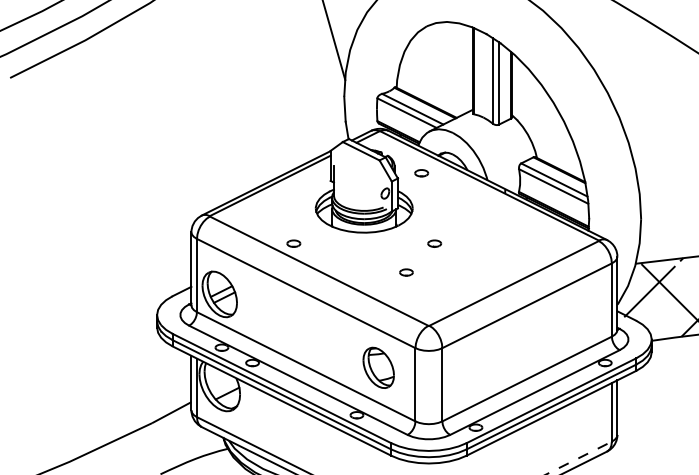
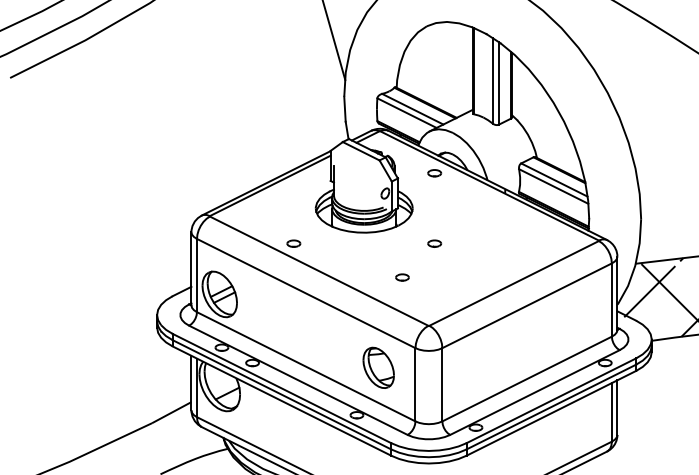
part position: (421, 173) -> (434, 173) (434, 173)
part position: (406, 272) -> (402, 277) (402, 277)
line: dashed -> solid (578, 458)
